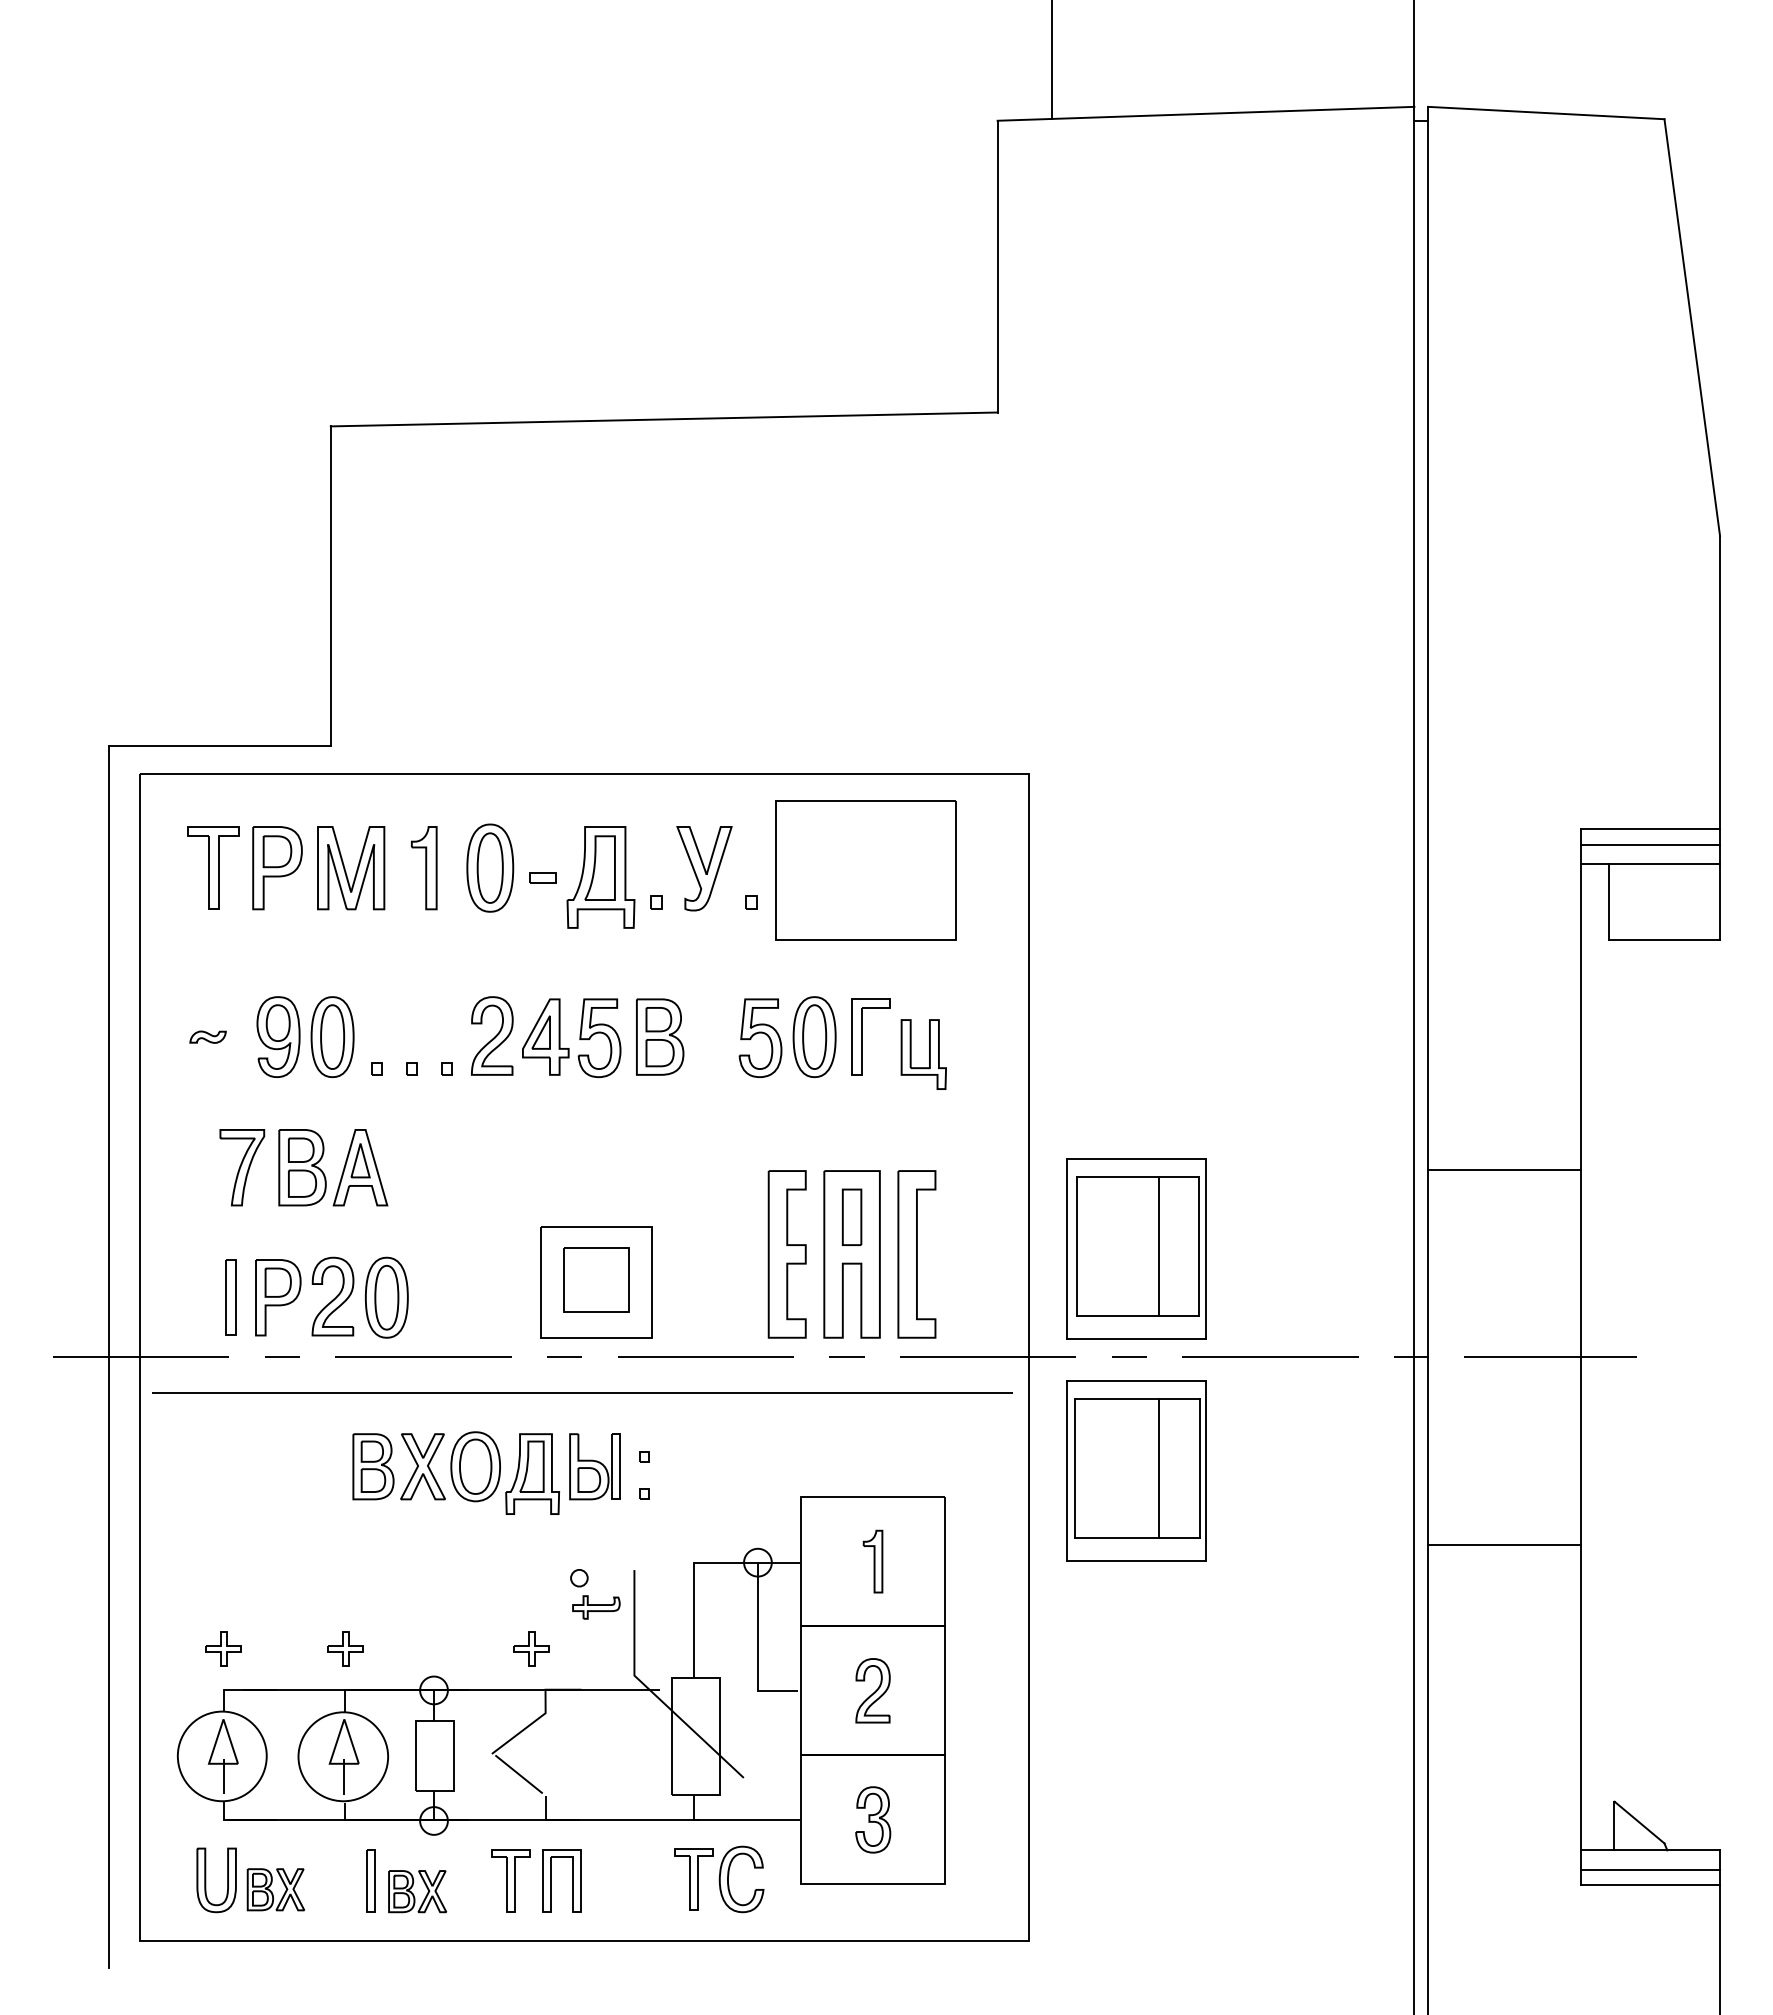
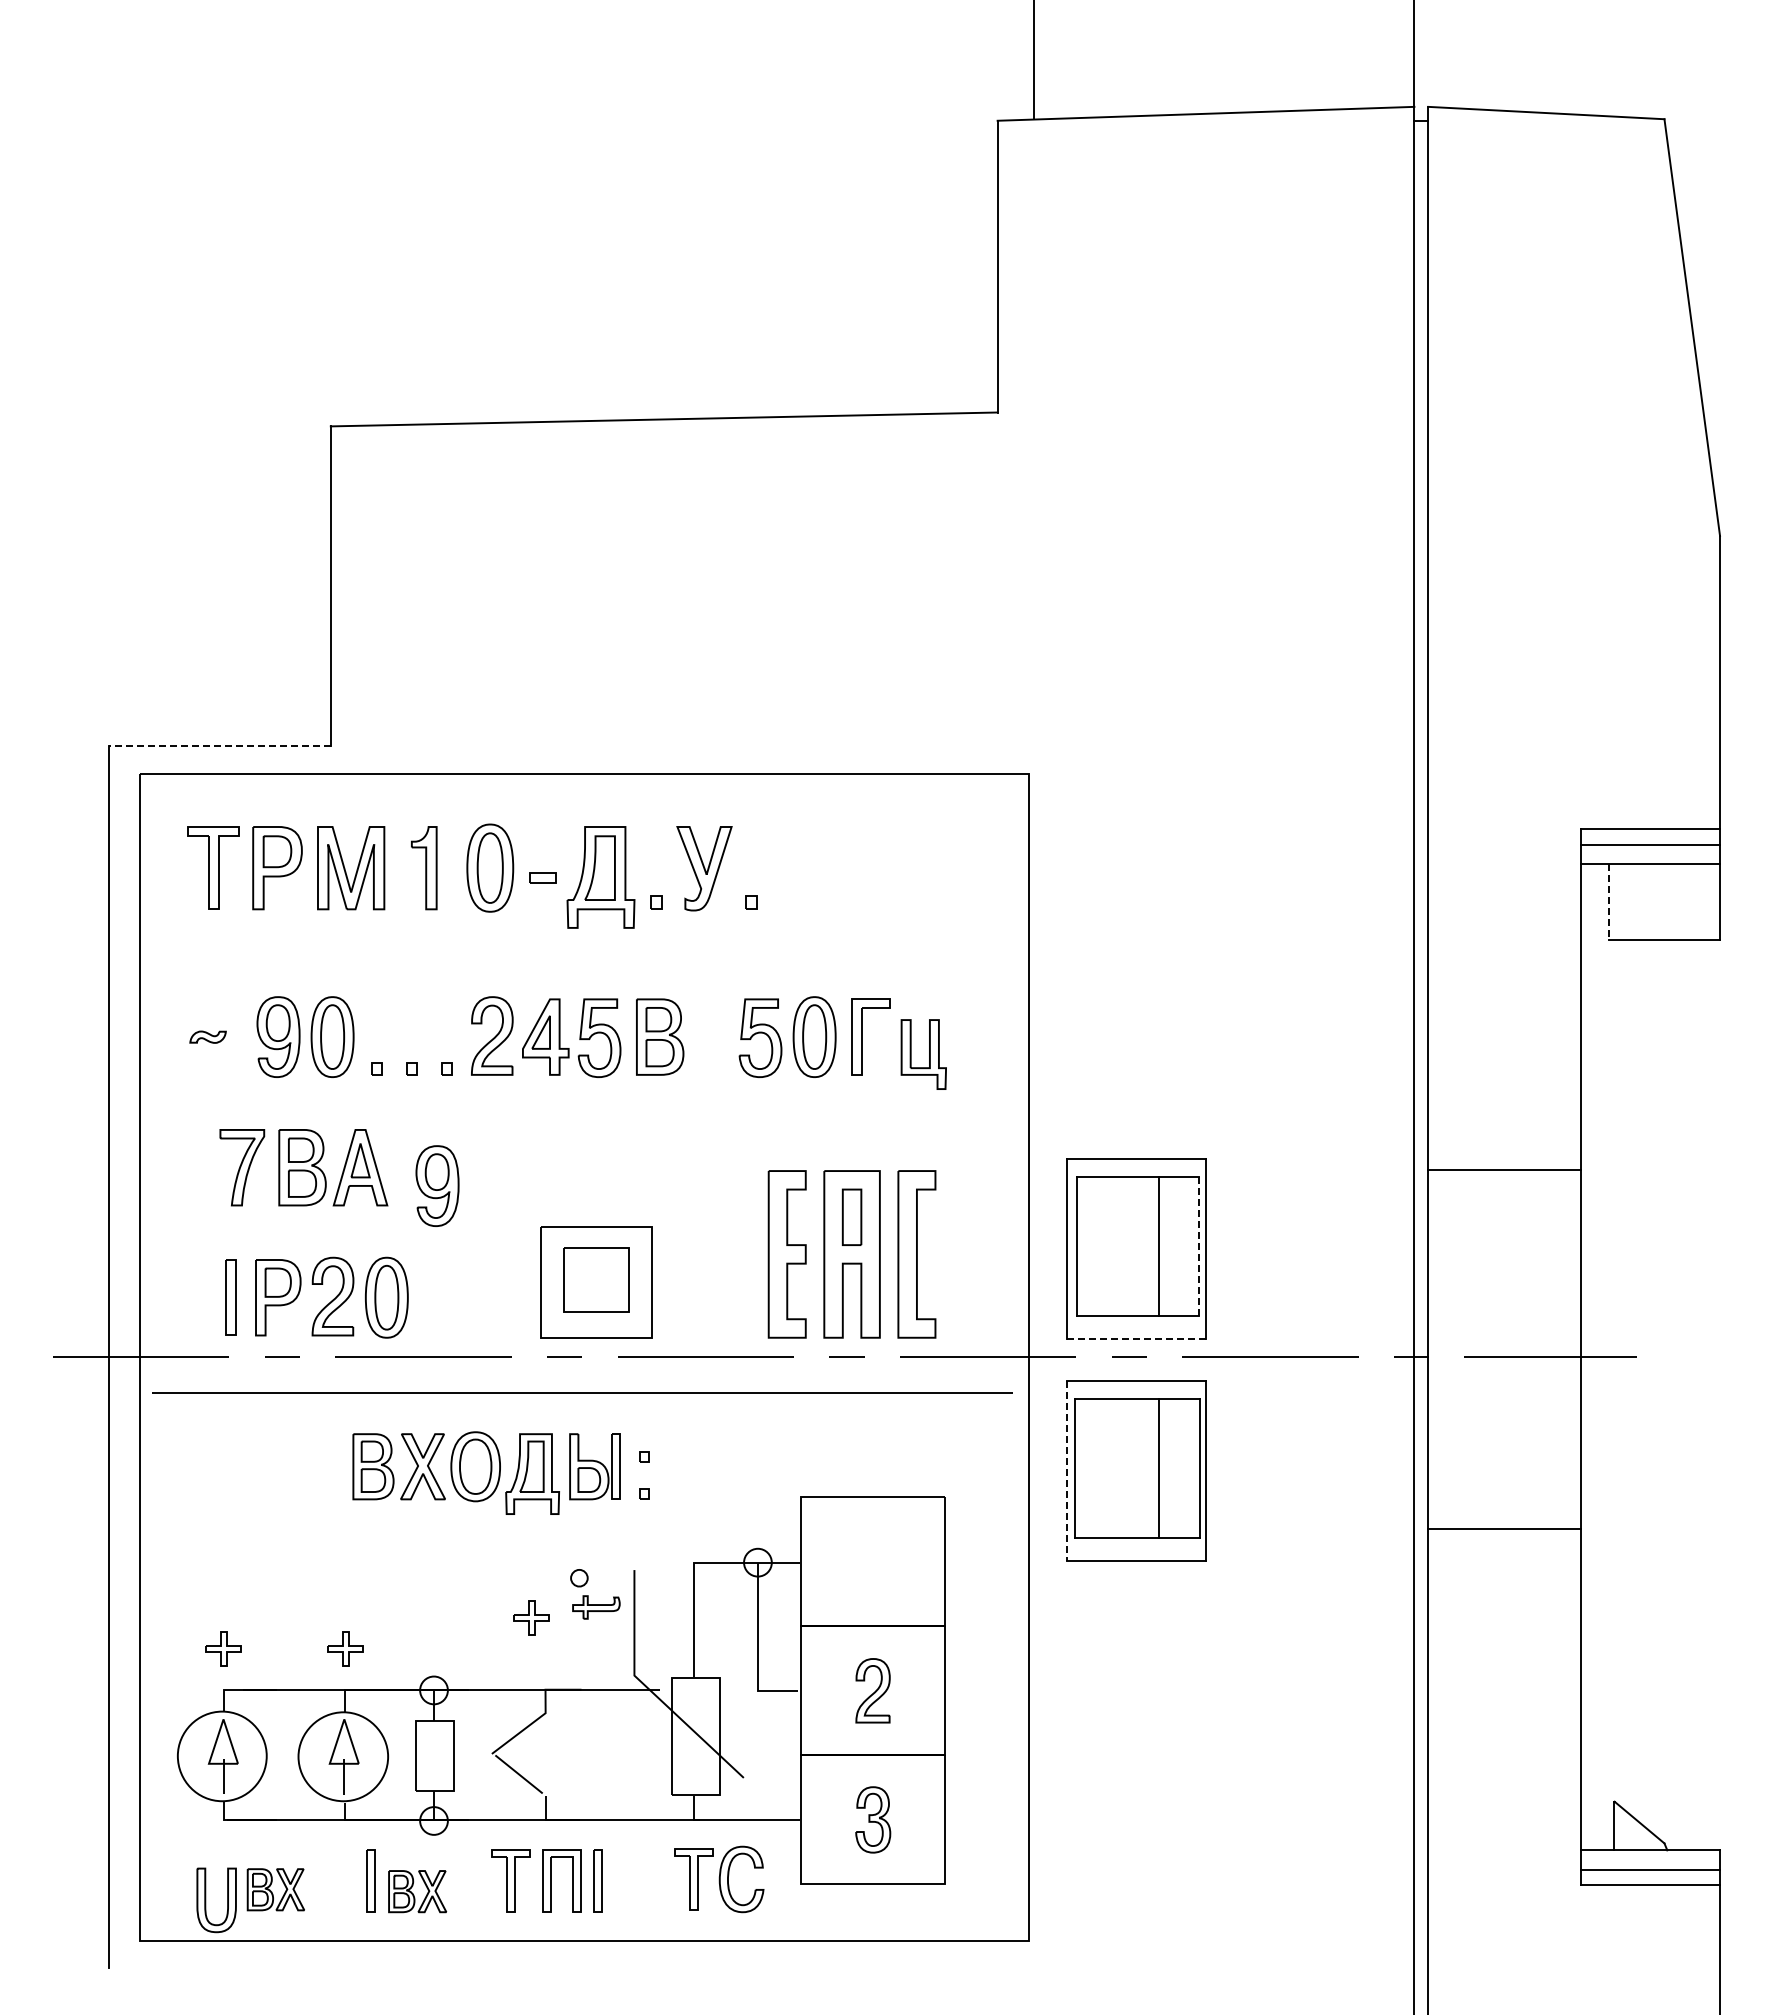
line position: (1052, 60) -> (1034, 60) (1034, 60)
line: solid -> dashed (219, 745)
part: present -> none (865, 870)
line: solid -> dashed (1608, 902)
part: none -> present (437, 1185)
line: solid -> dashed (1199, 1246)
line: solid -> dashed (1137, 1339)
line: solid -> dashed (1067, 1471)
line position: (1504, 1544) -> (1504, 1528) (1504, 1528)
part: present -> none (872, 1561)
part position: (531, 1648) -> (531, 1617) (531, 1617)
part position: (206, 1880) -> (206, 1900) (206, 1900)
part: none -> present (597, 1880)
